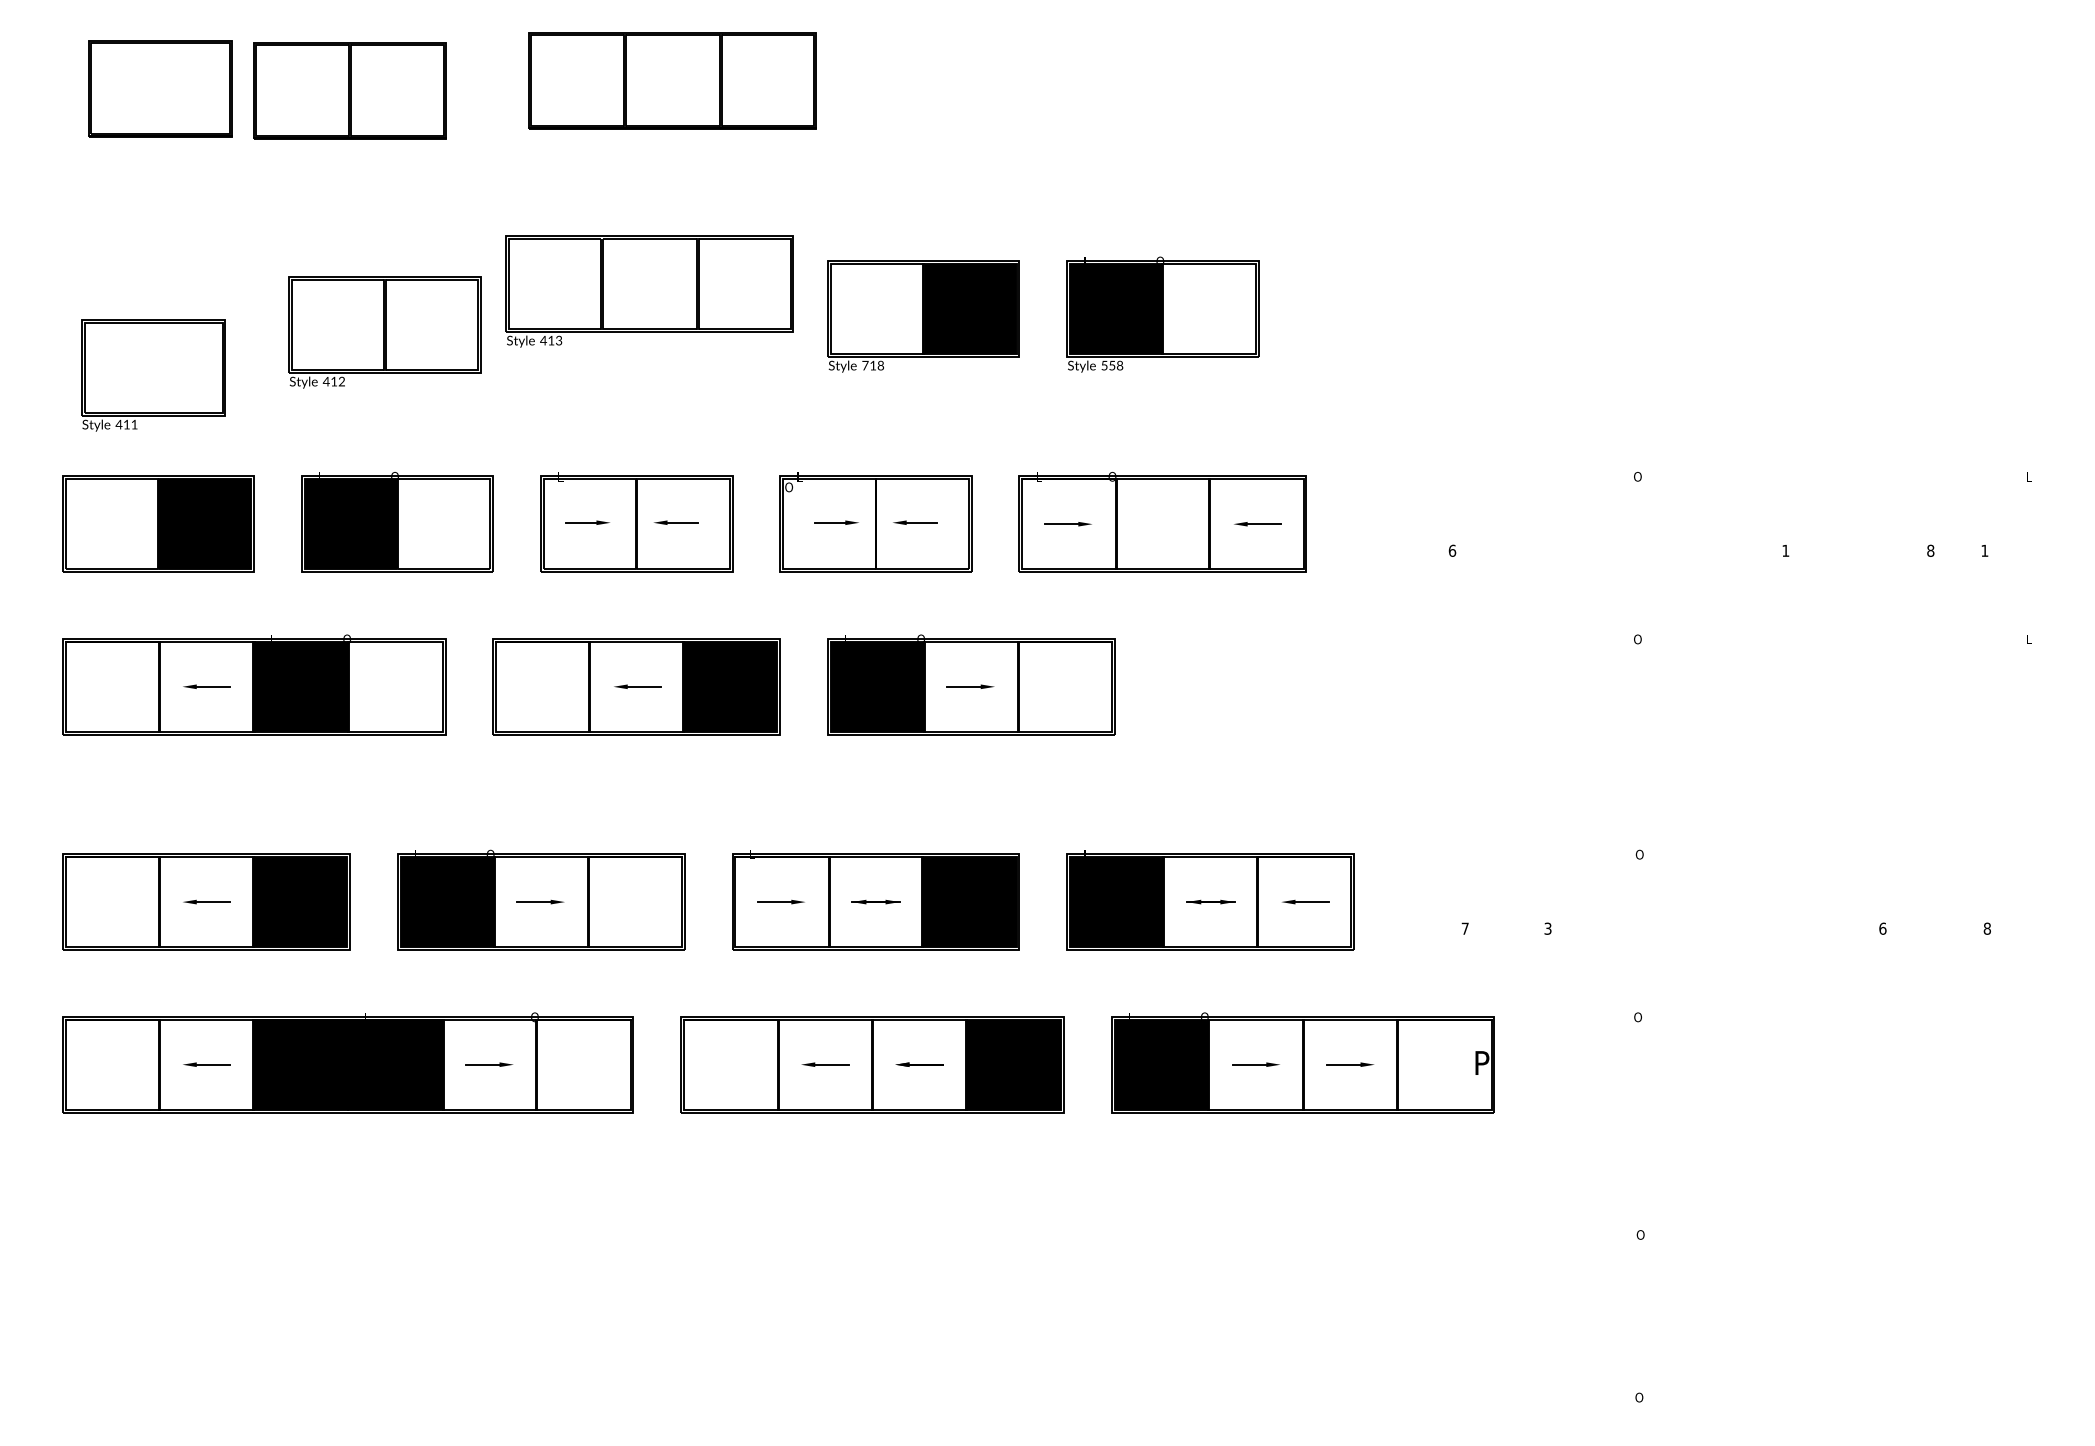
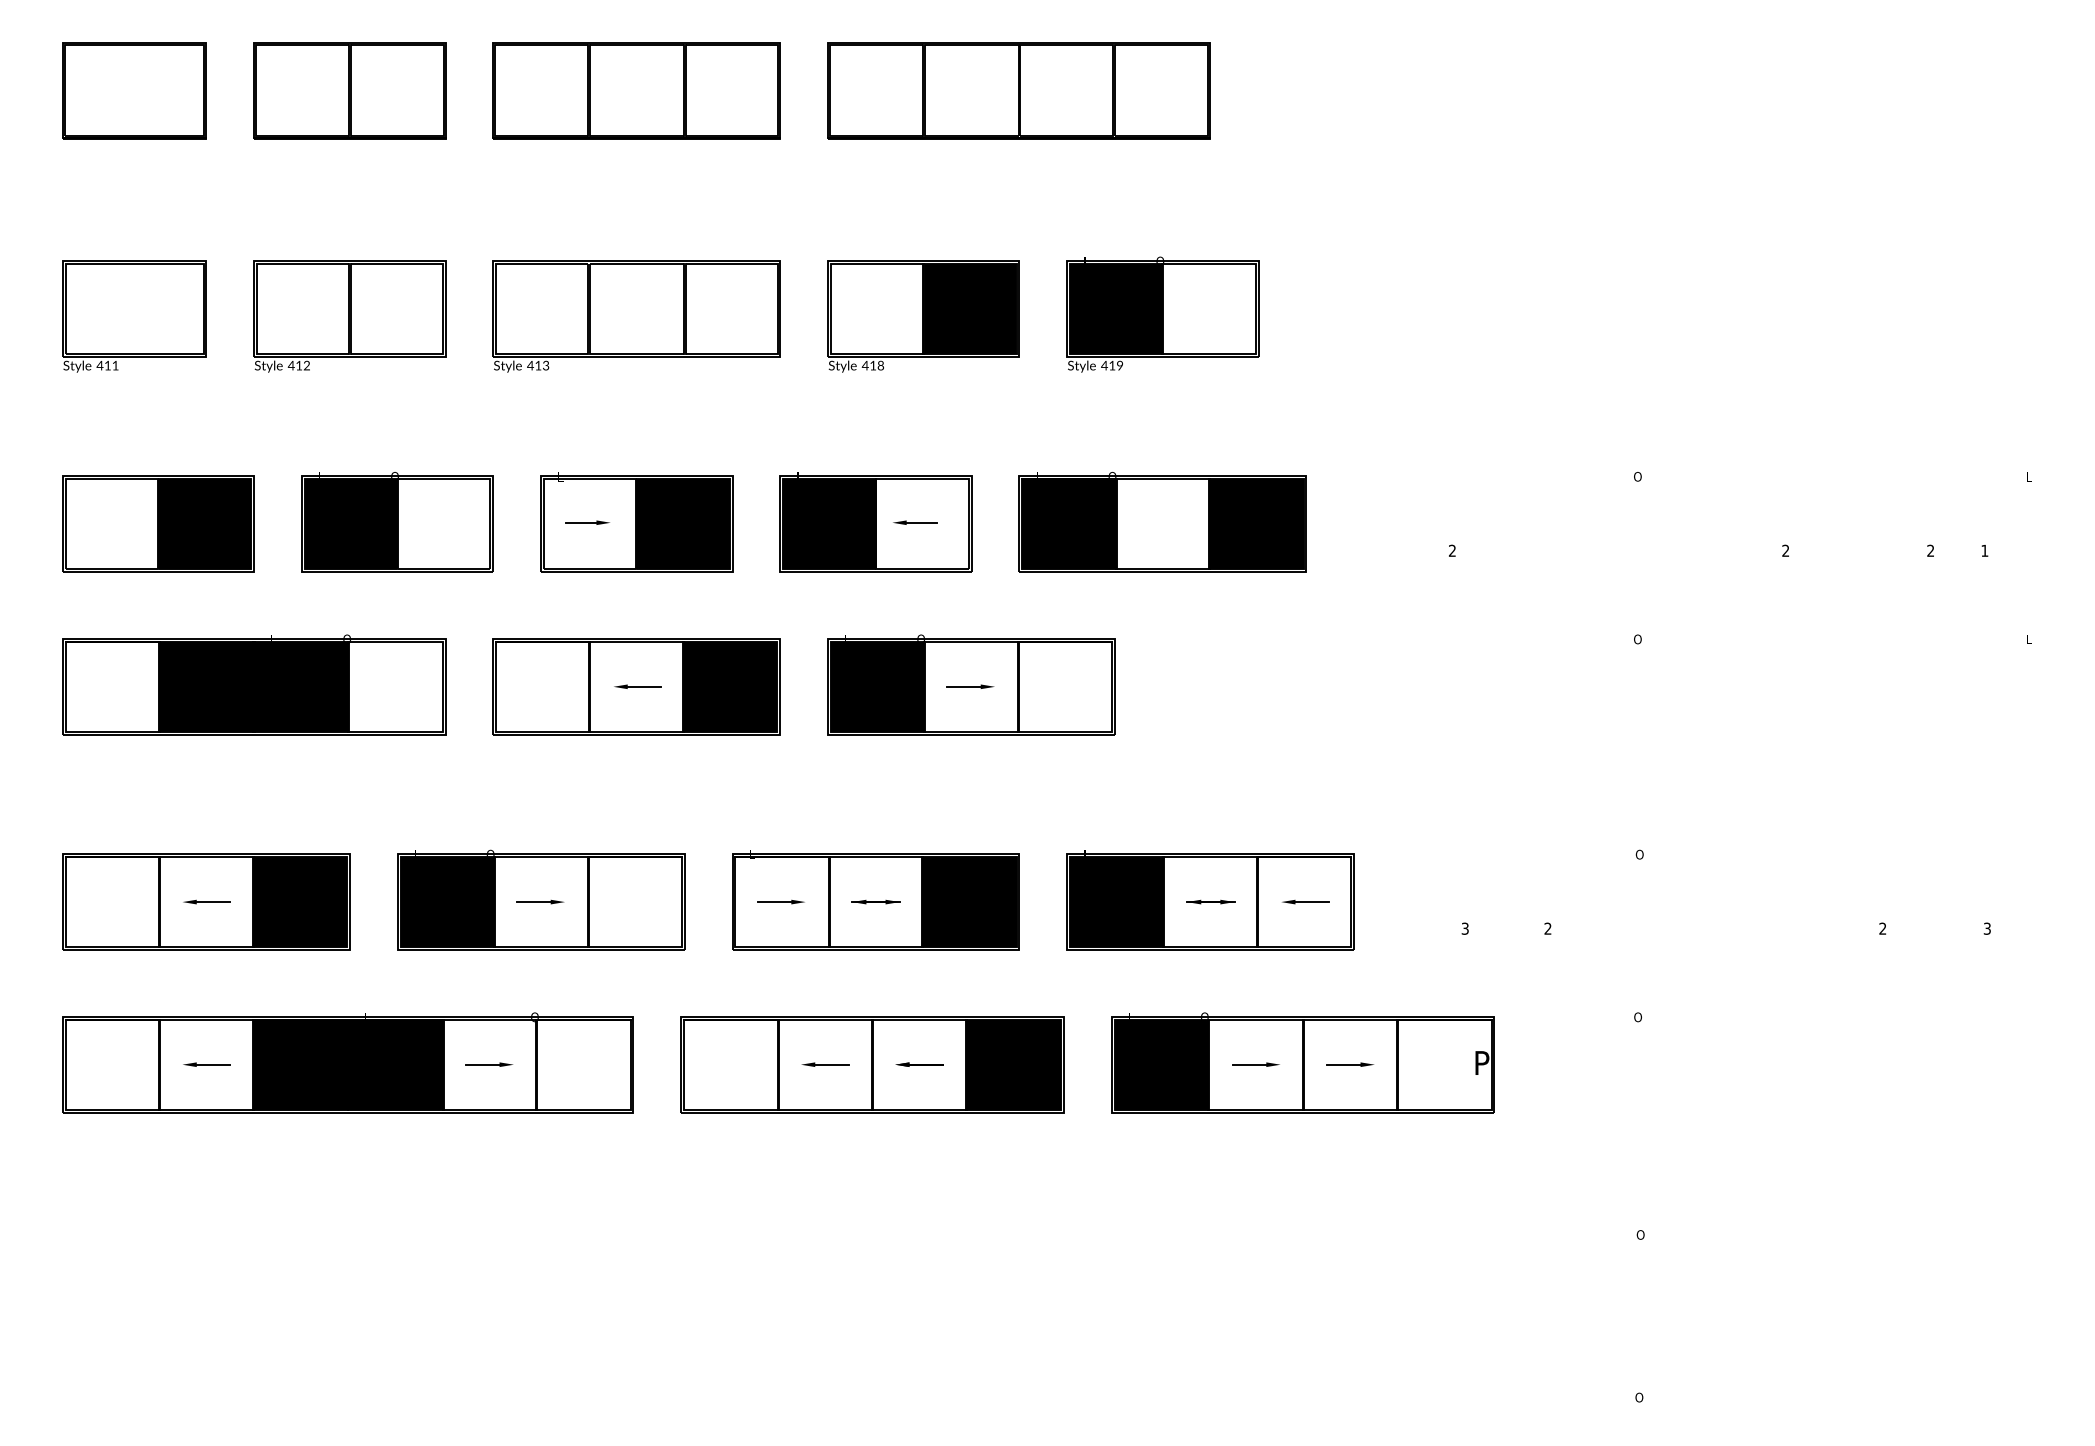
part position: (672, 80) -> (636, 90) (636, 90)
part position: (160, 88) -> (134, 90) (134, 90)
part: none -> present (1018, 90)
part position: (649, 291) -> (636, 316) (636, 316)
part position: (384, 332) -> (349, 316) (349, 316)
text: 718 -> 418 (864, 365)
text: 558 -> 419 (1112, 365)
part position: (153, 375) -> (134, 316) (134, 316)
fill: none -> present (683, 524)
fill: none -> present (829, 524)
fill: none -> present (1068, 524)
fill: none -> present (1256, 524)
text: 6 -> 2 (1452, 550)
text: 1 -> 2 (1785, 550)
text: 8 -> 2 (1930, 550)
fill: none -> present (206, 686)
text: 7 -> 3 (1464, 928)
text: 3 -> 2 (1547, 928)
text: 6 -> 2 (1882, 928)
text: 8 -> 3 (1986, 928)
